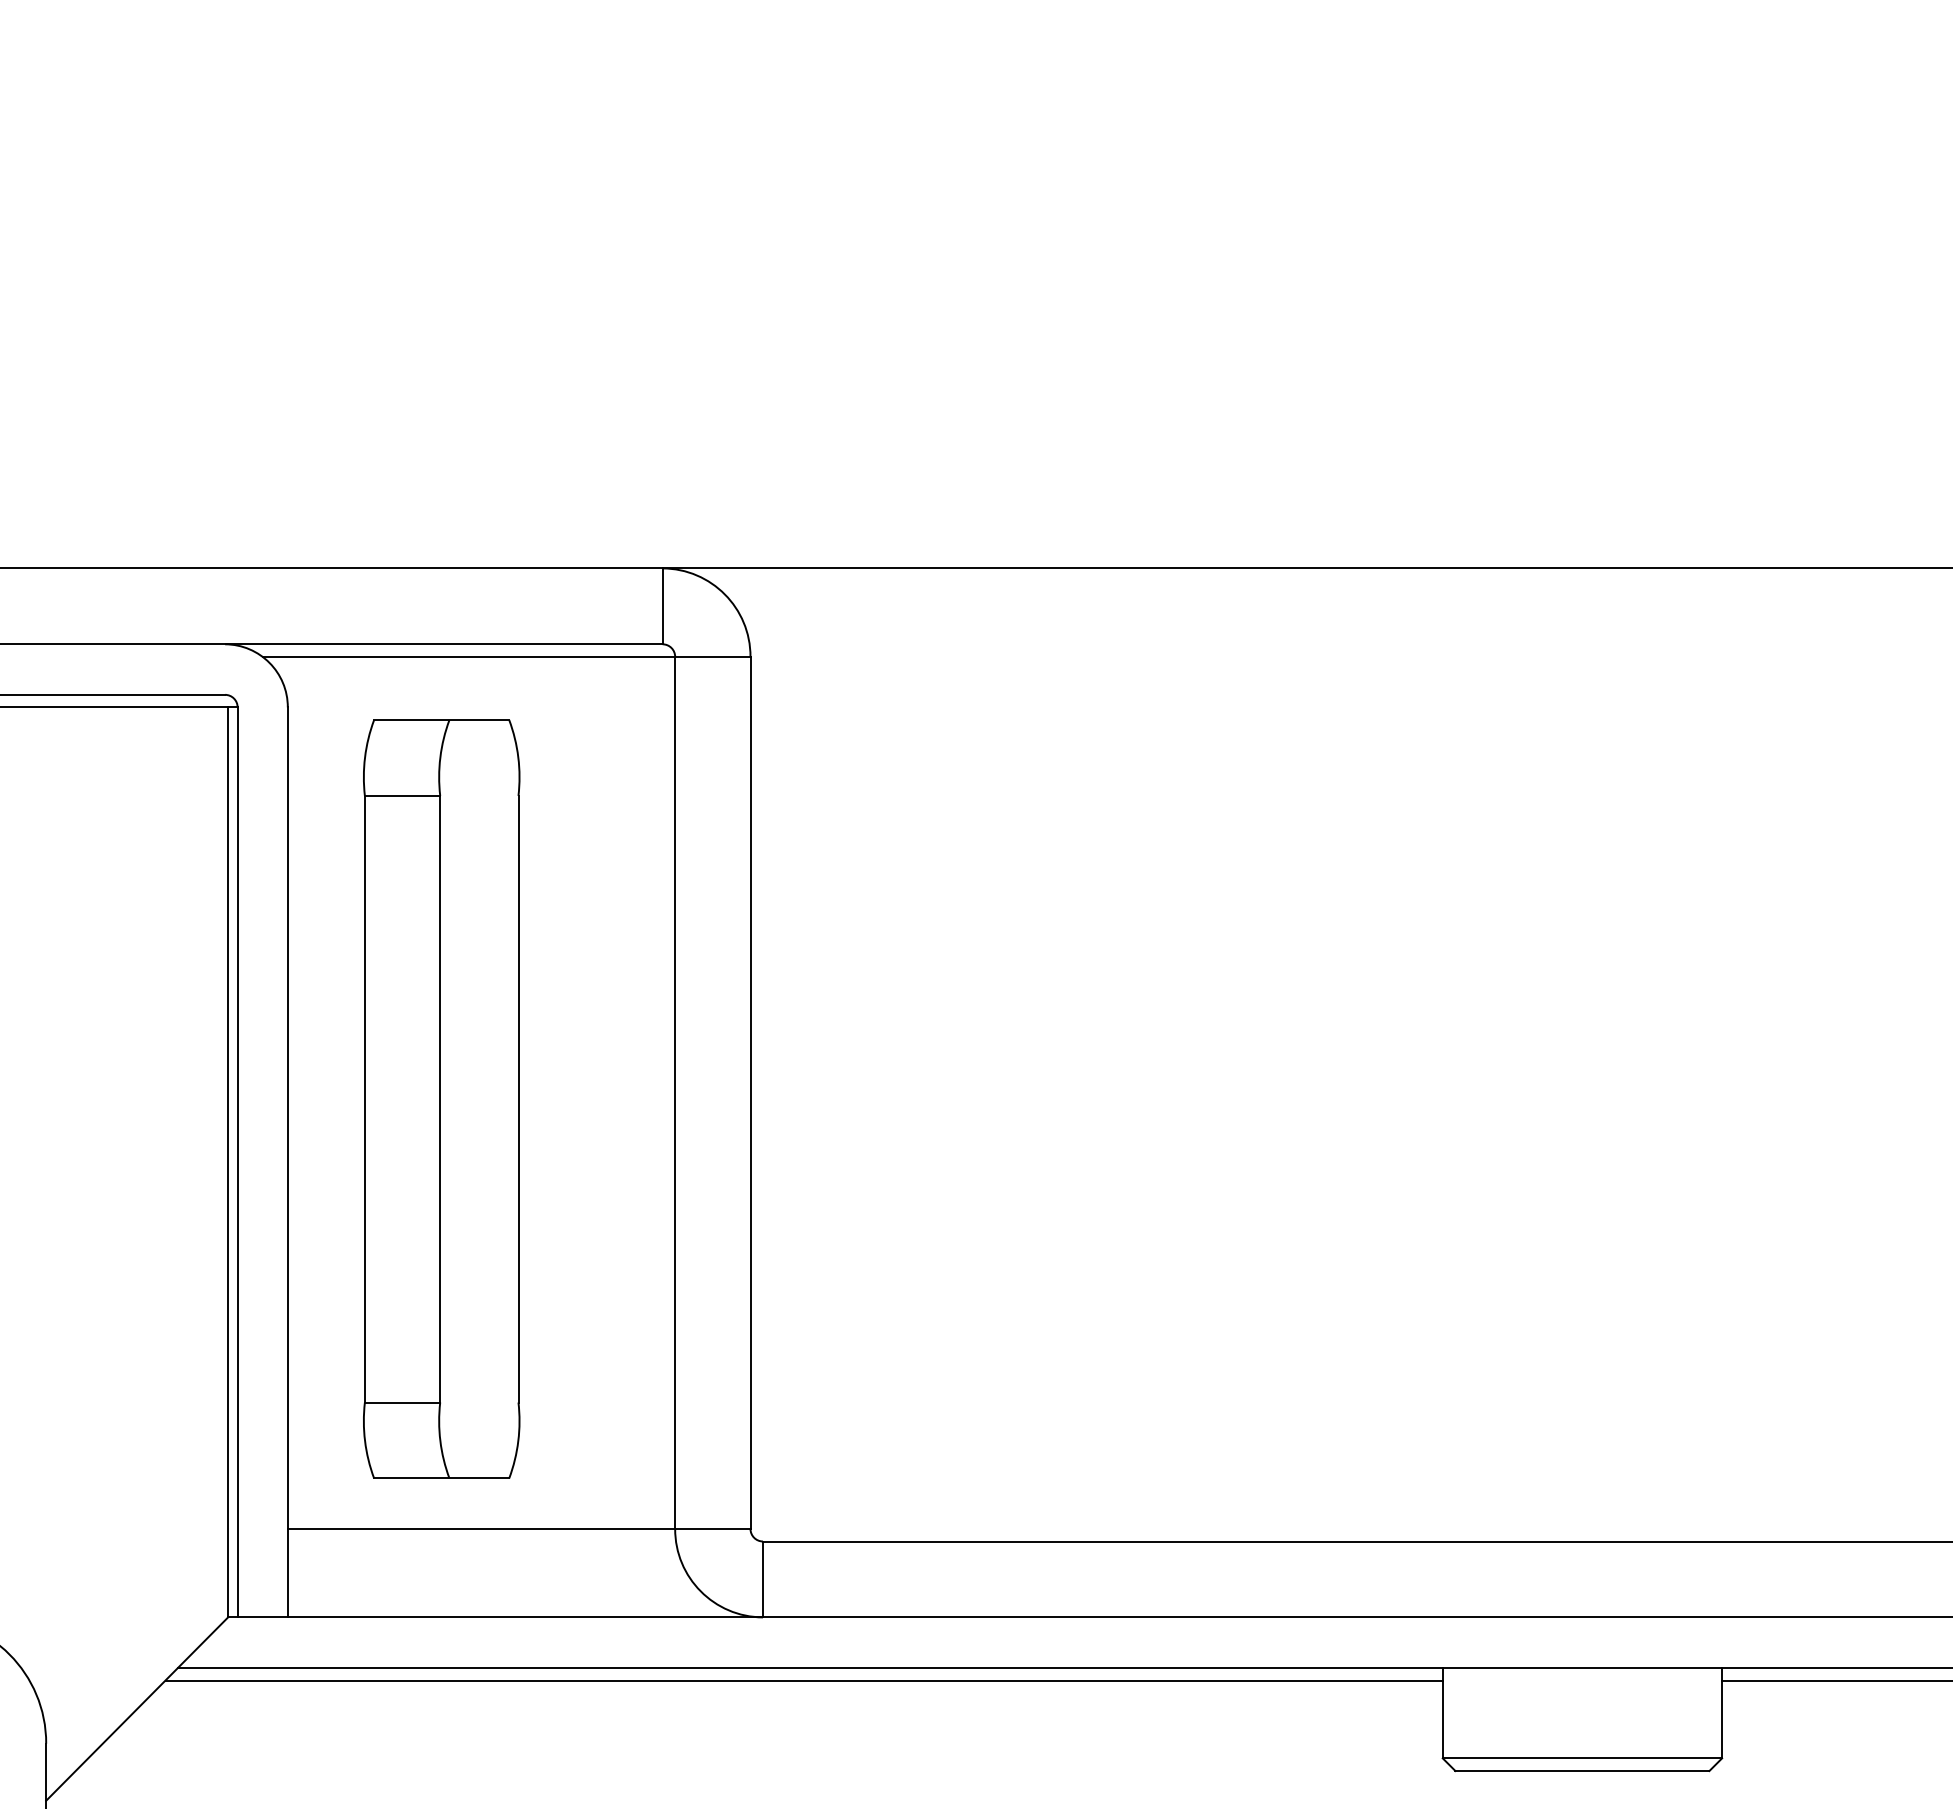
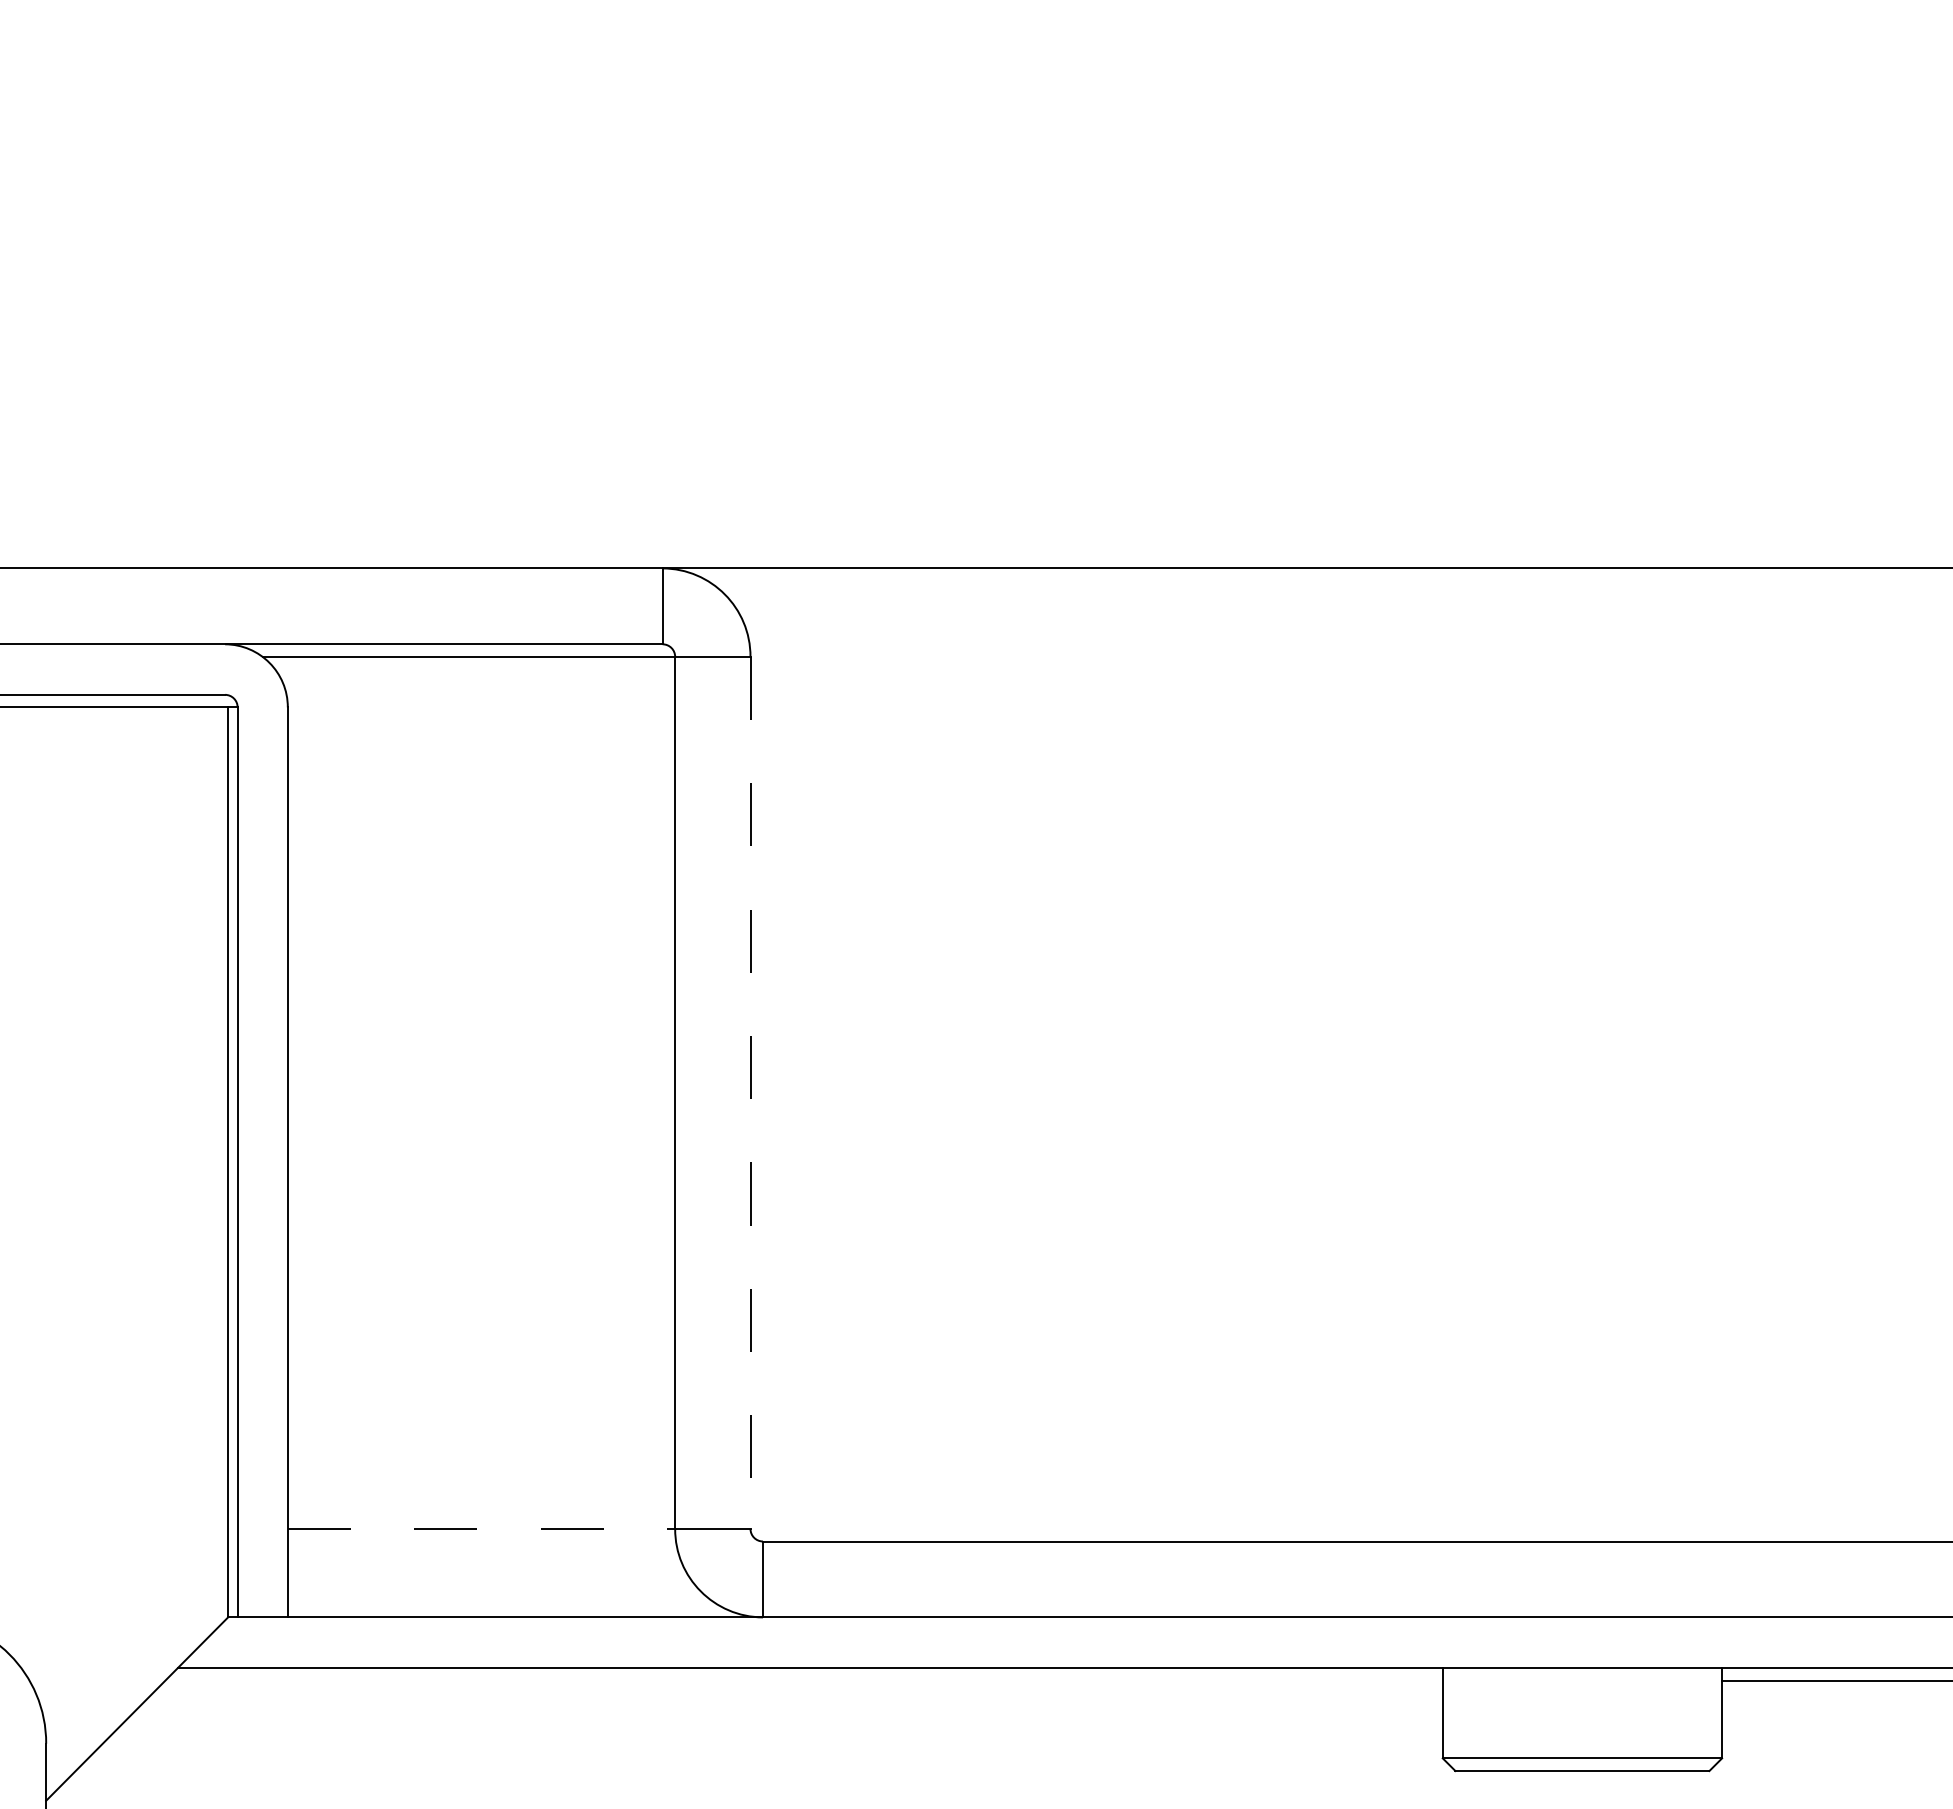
line: solid -> dashed (750, 1092)
part: present -> none (441, 1098)
line: solid -> dashed (481, 1528)
line: present -> none (803, 1680)
